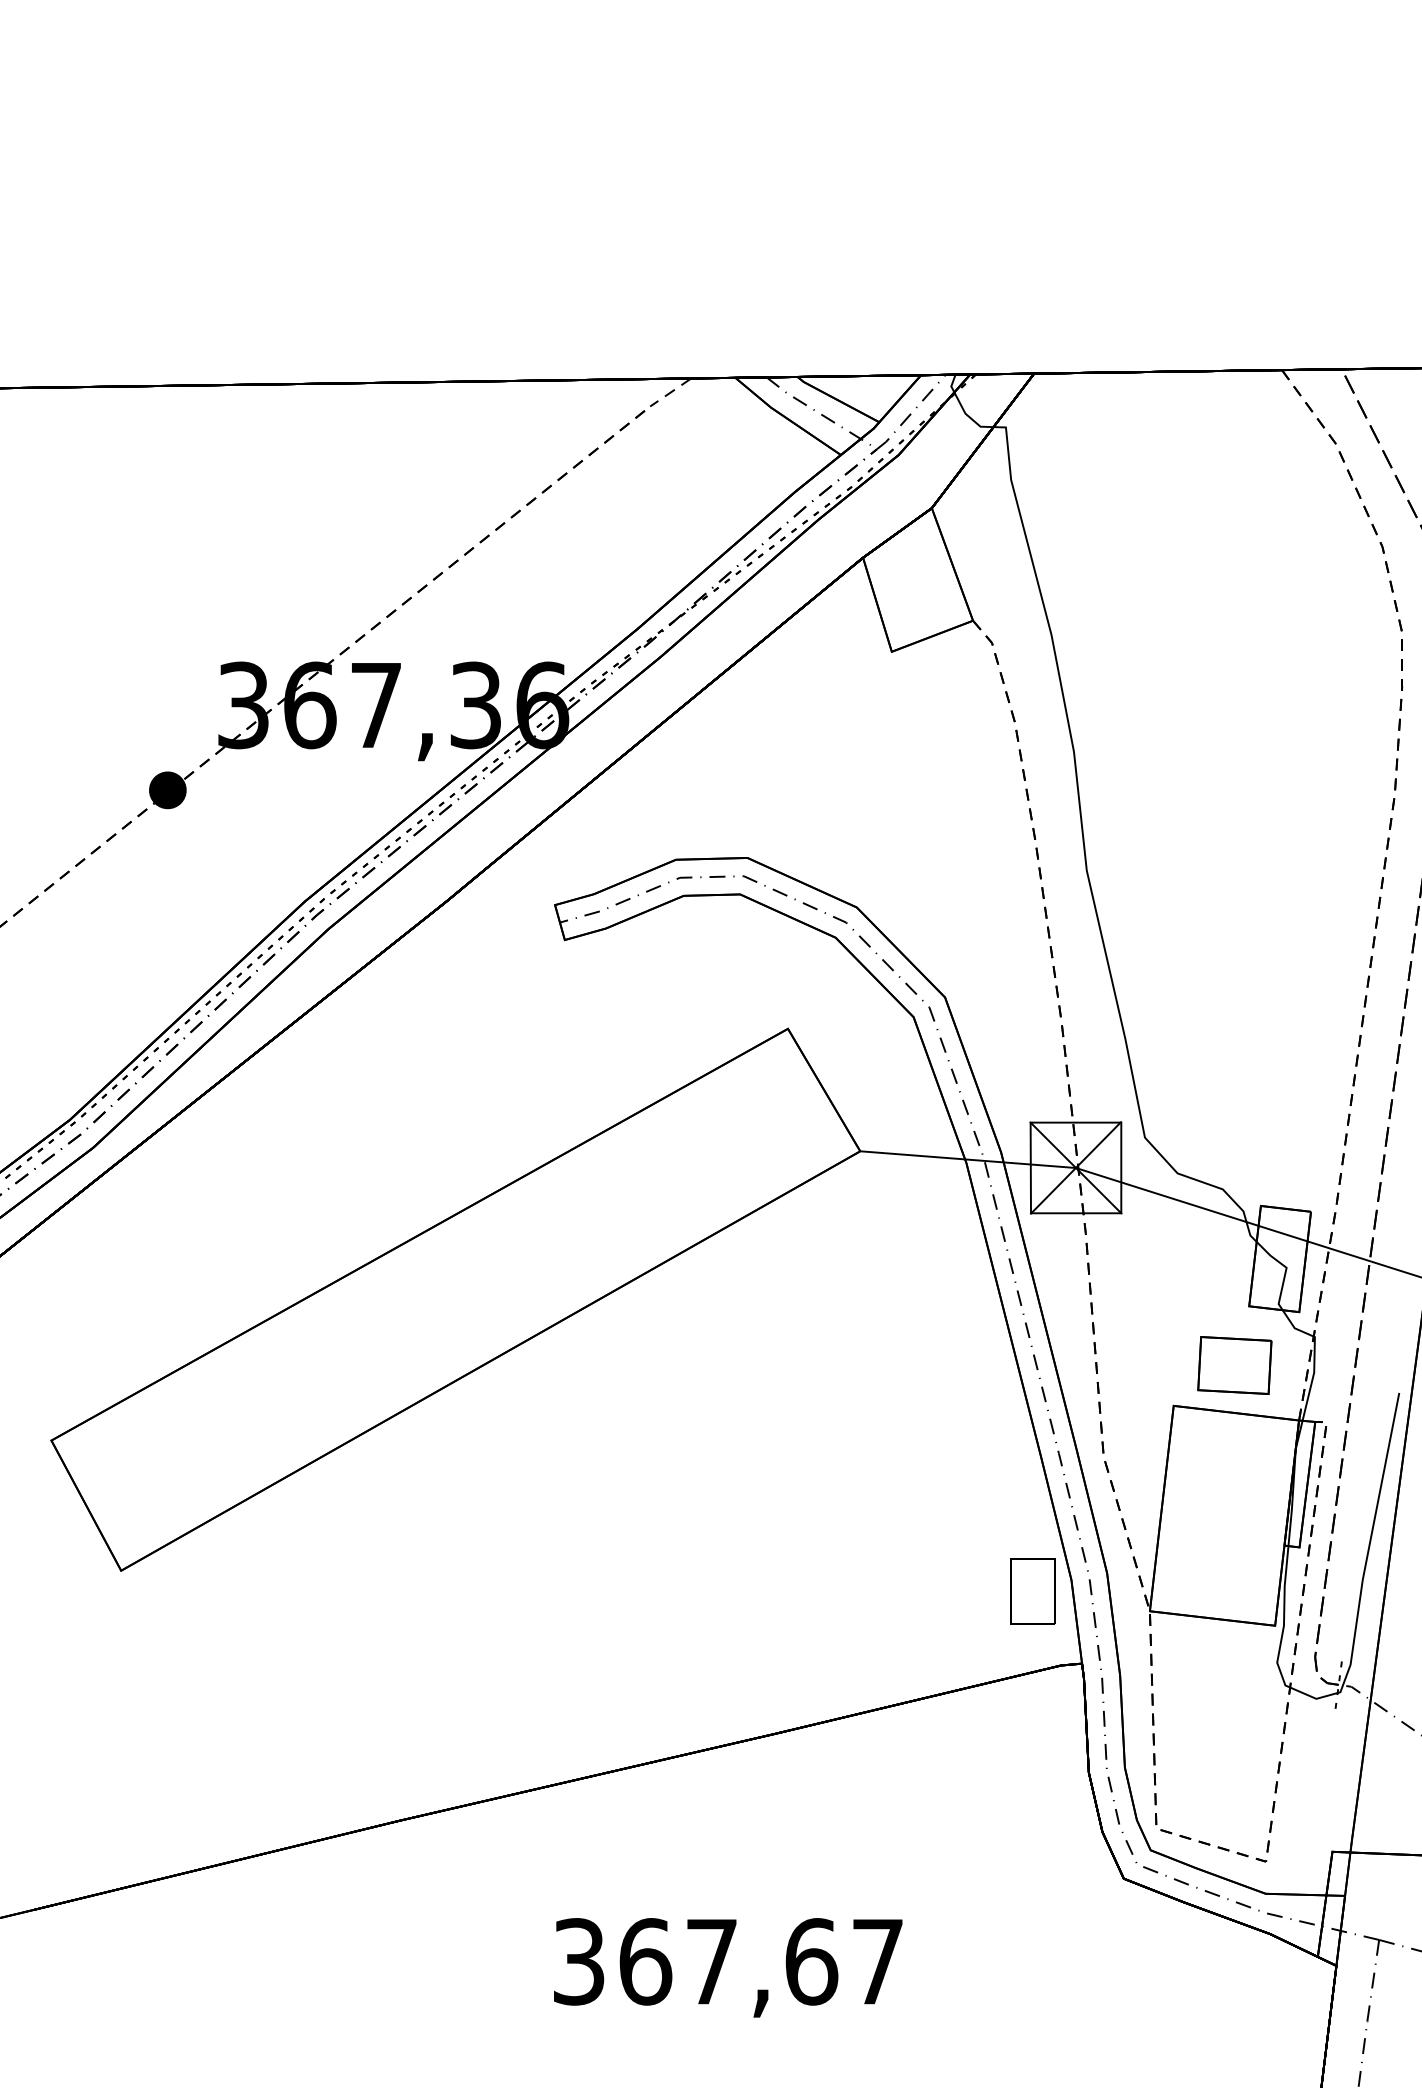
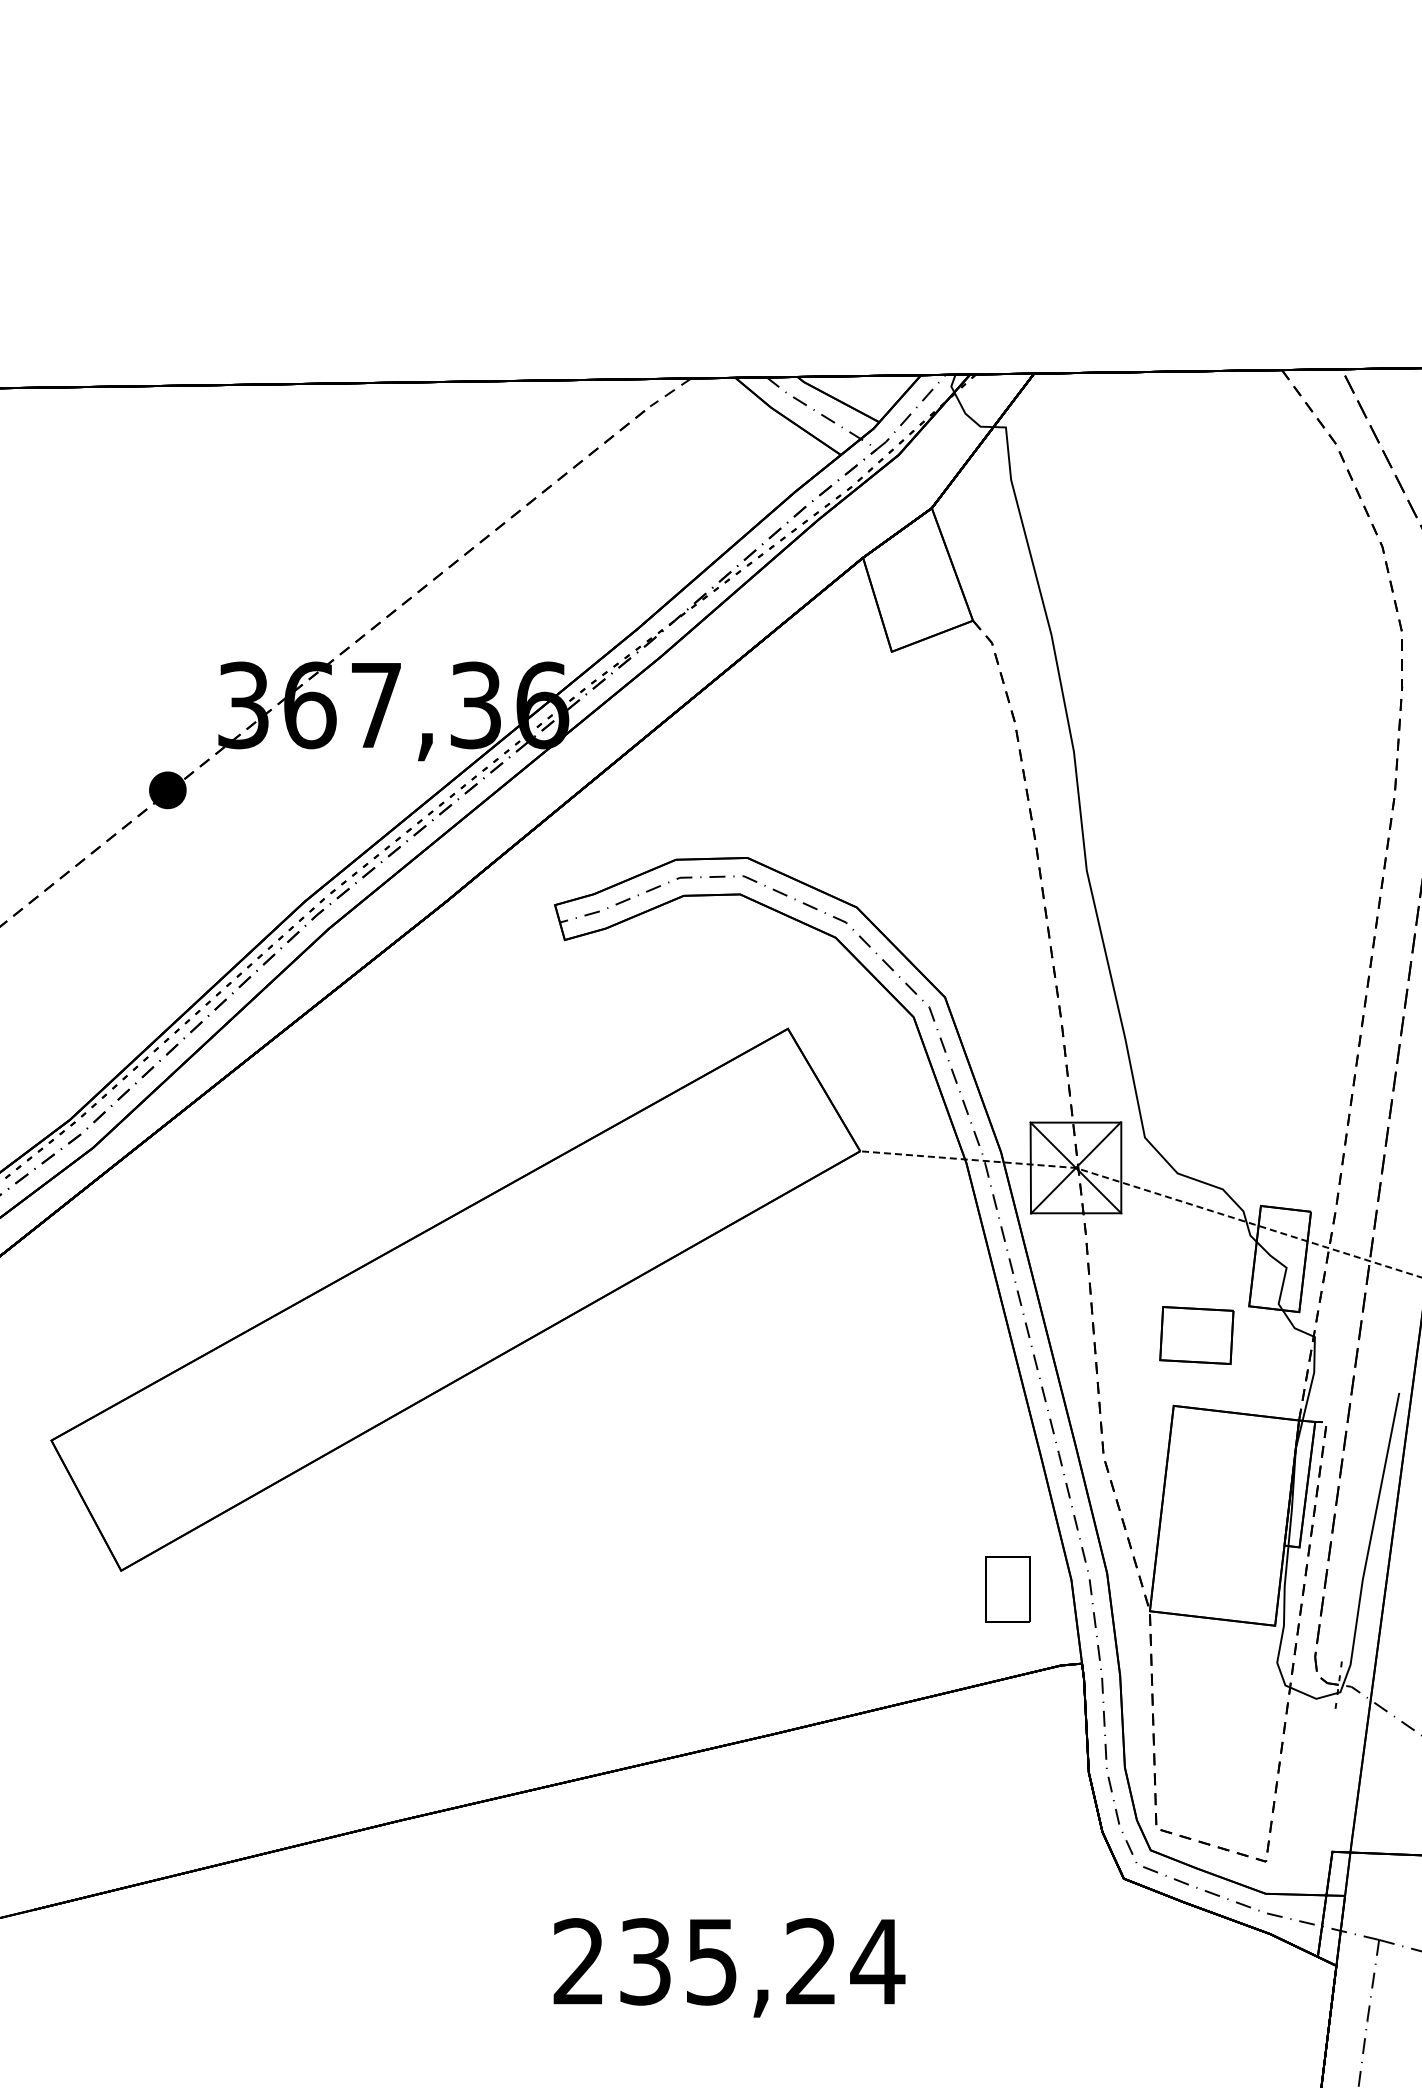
line: solid -> dashed (1144, 1189)
part position: (1234, 1365) -> (1196, 1335) (1196, 1335)
part position: (1032, 1591) -> (1007, 1589) (1007, 1589)
text: 367,67 -> 235,24 (729, 1961)
